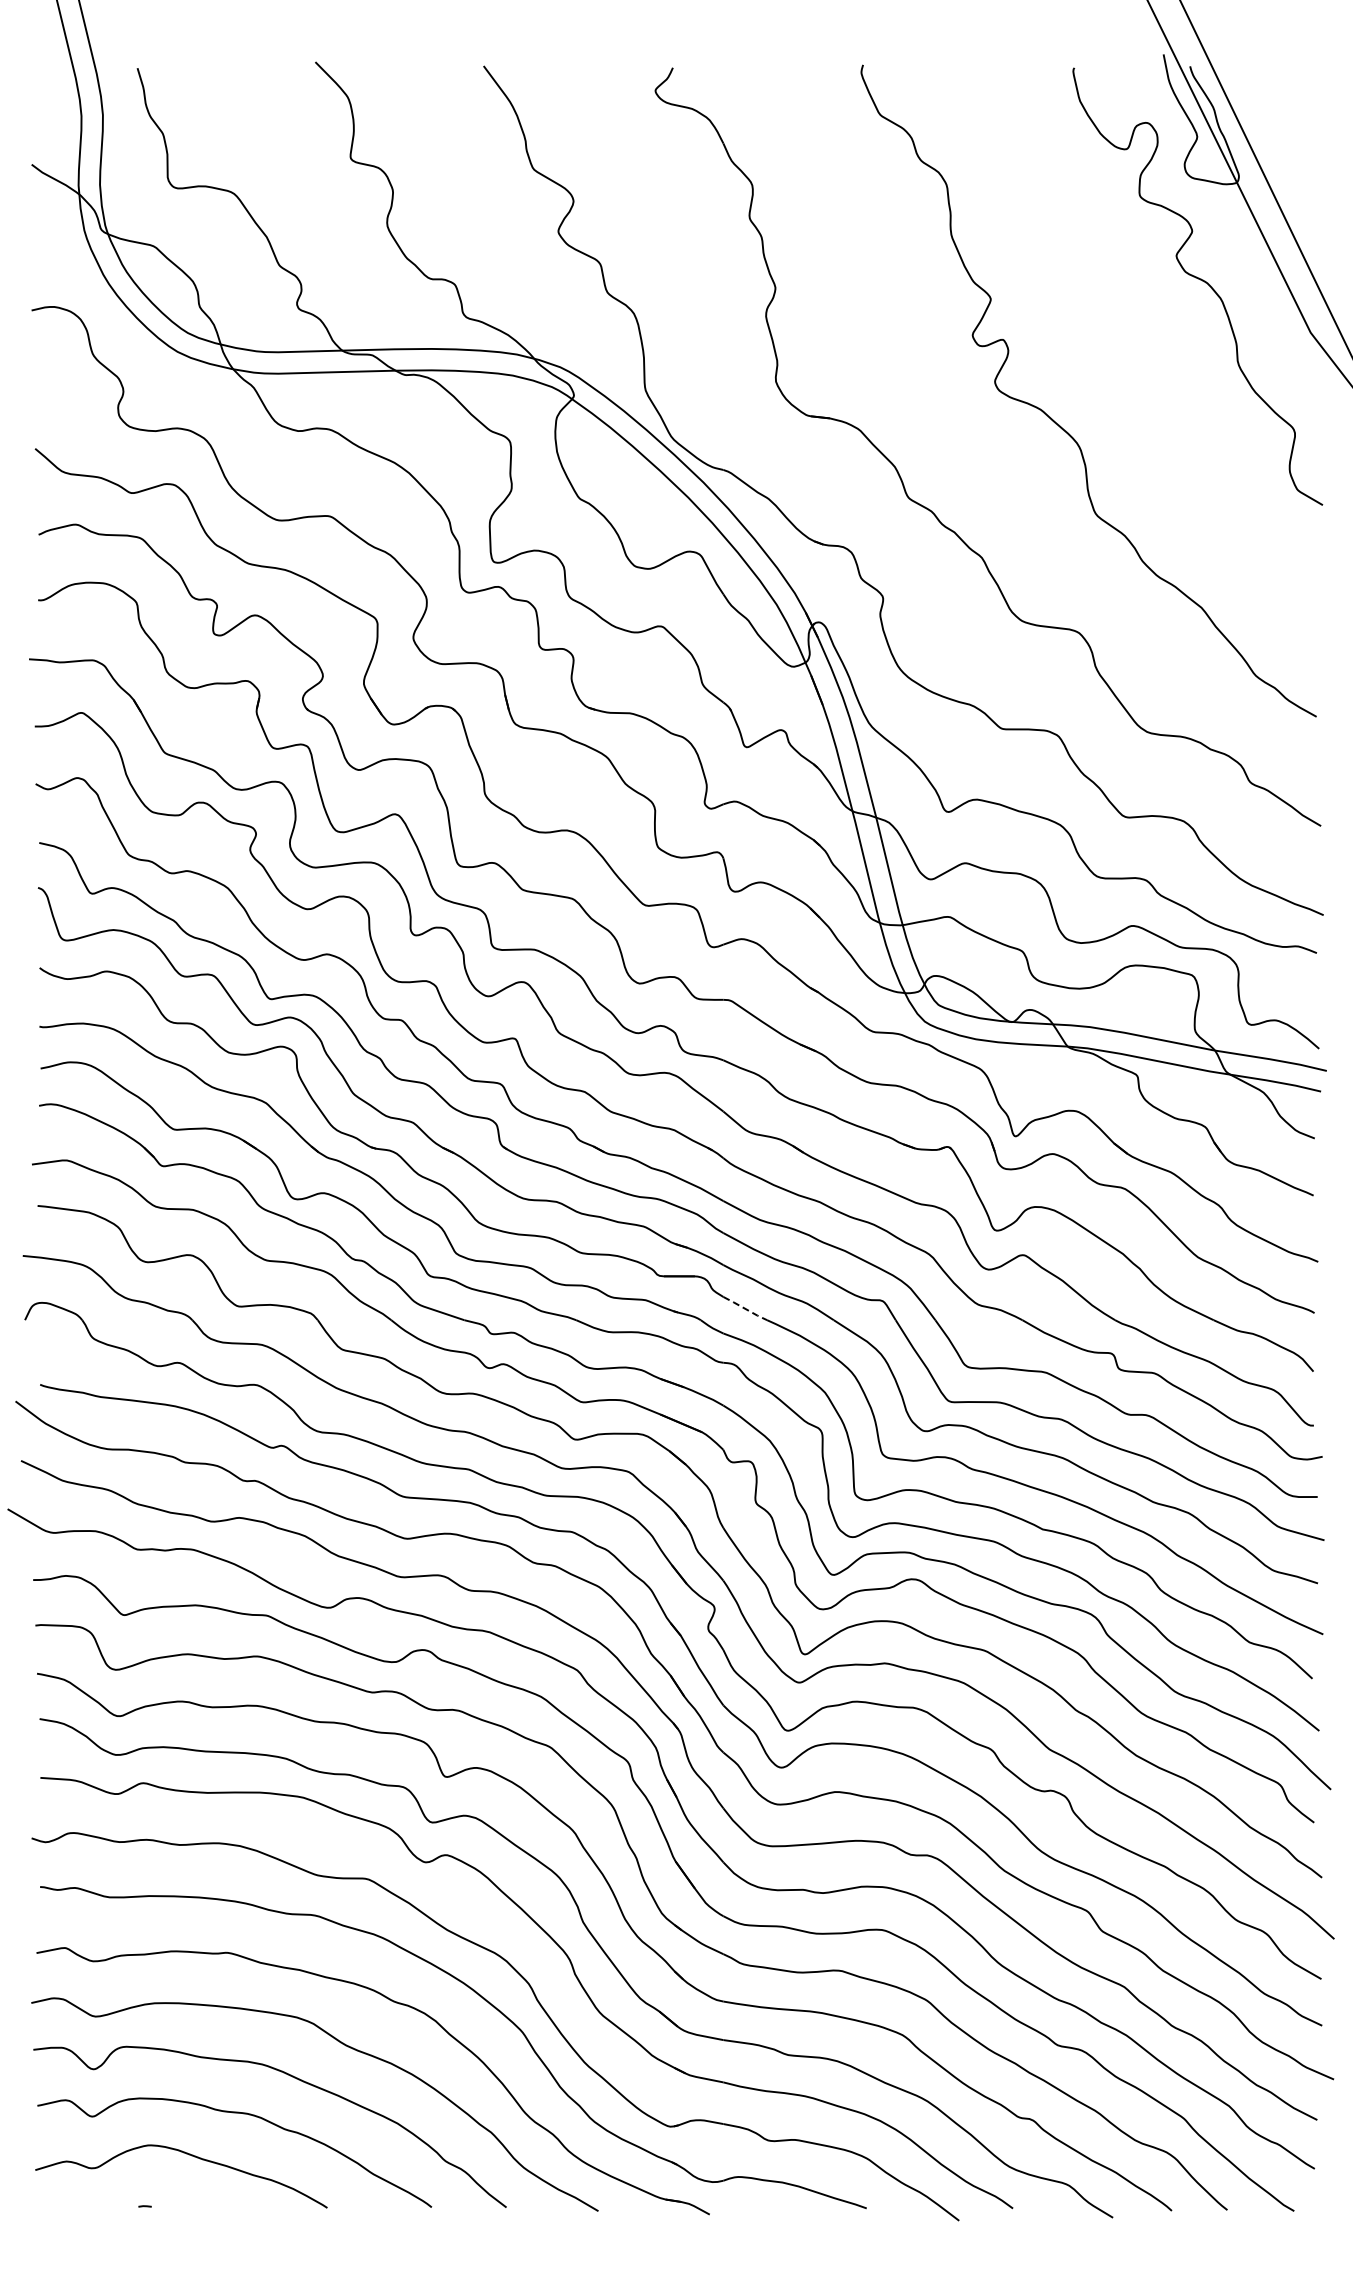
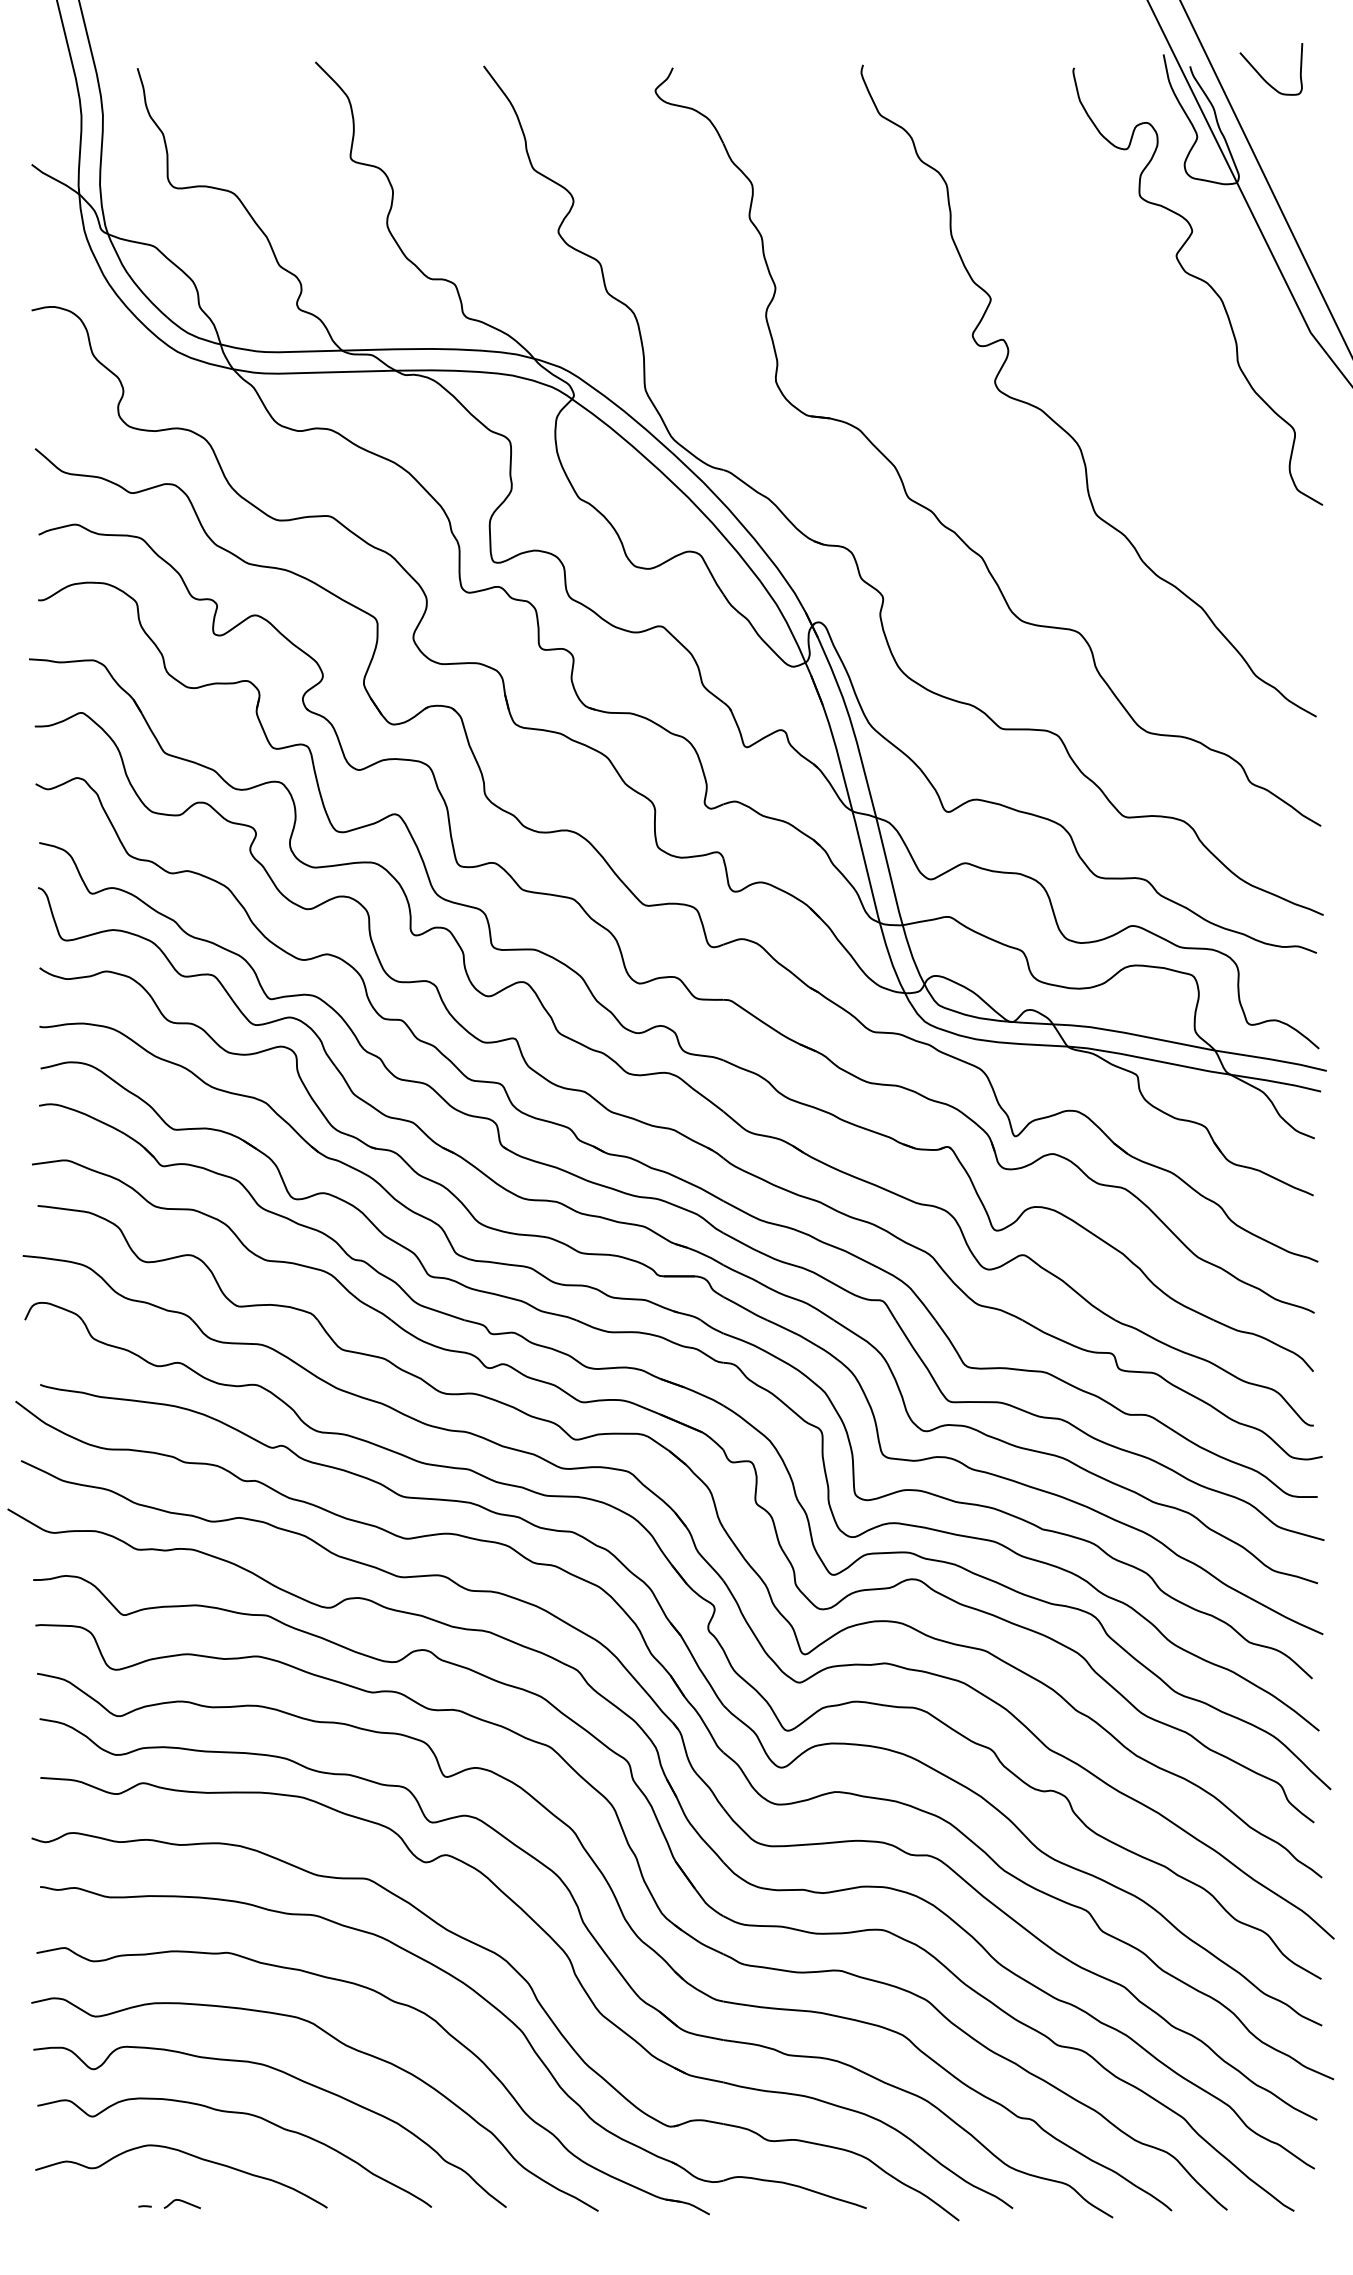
curve: none -> present (1263, 77)
line: dashed -> solid (745, 1308)
curve: none -> present (183, 2202)
